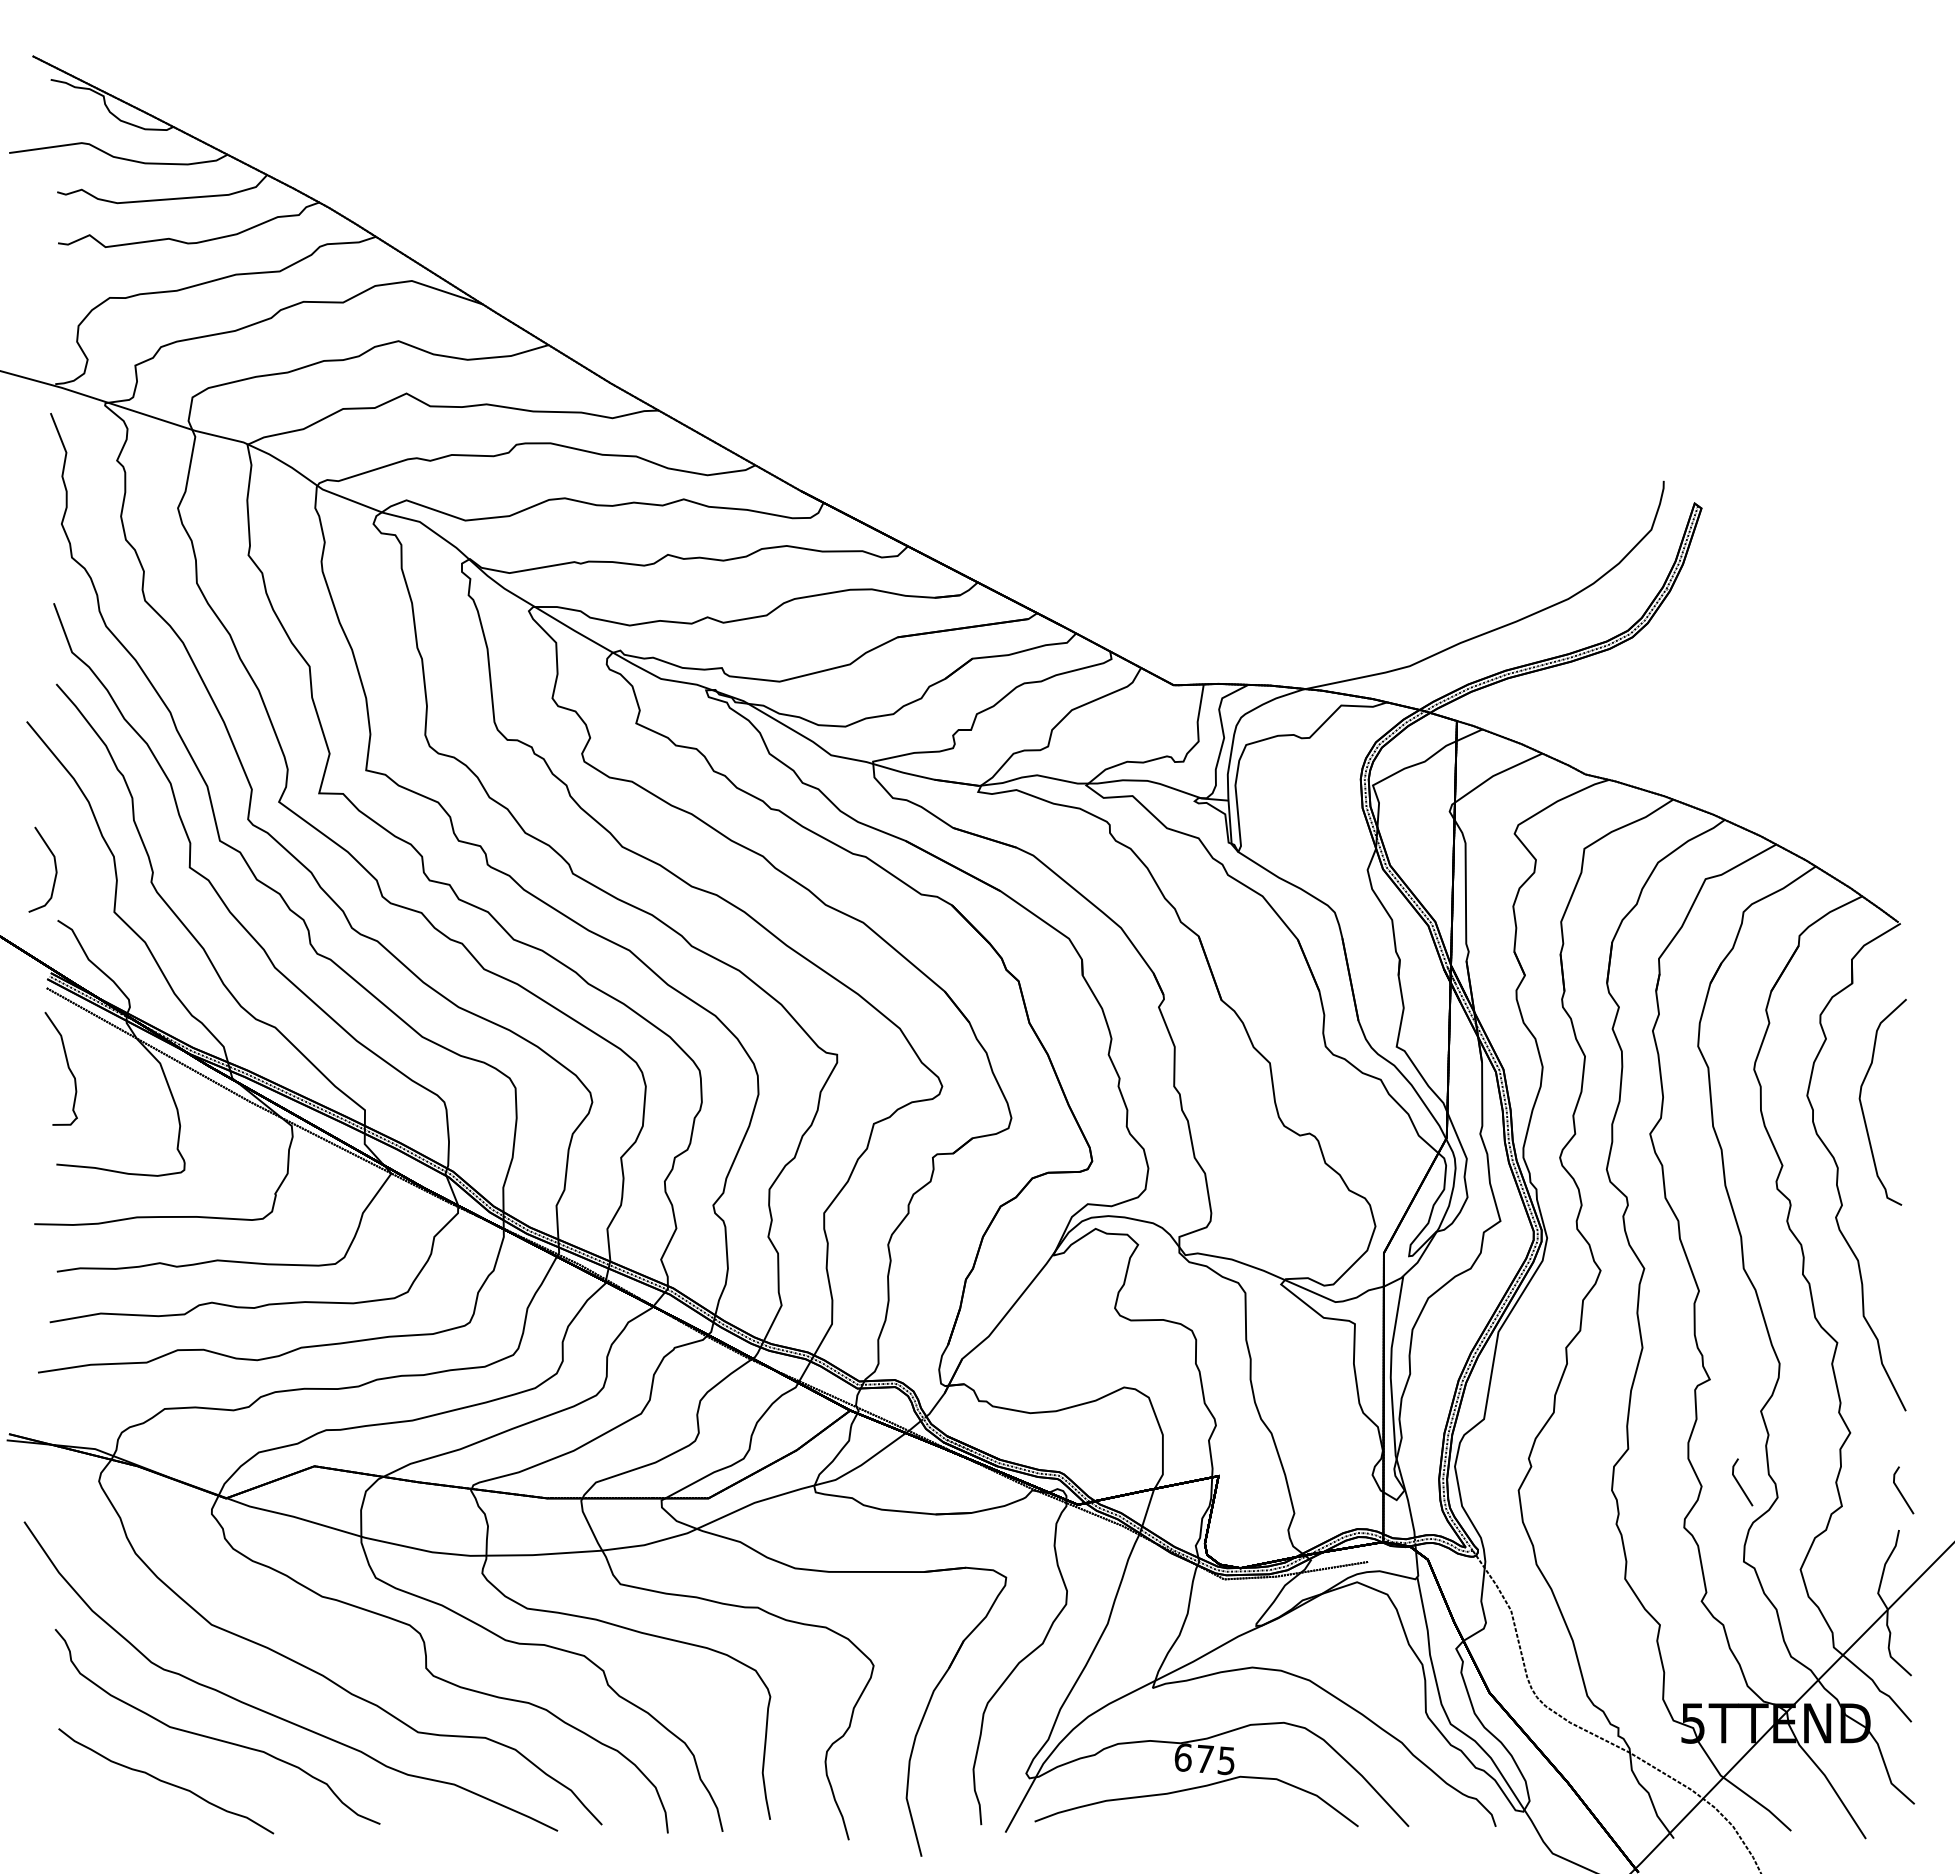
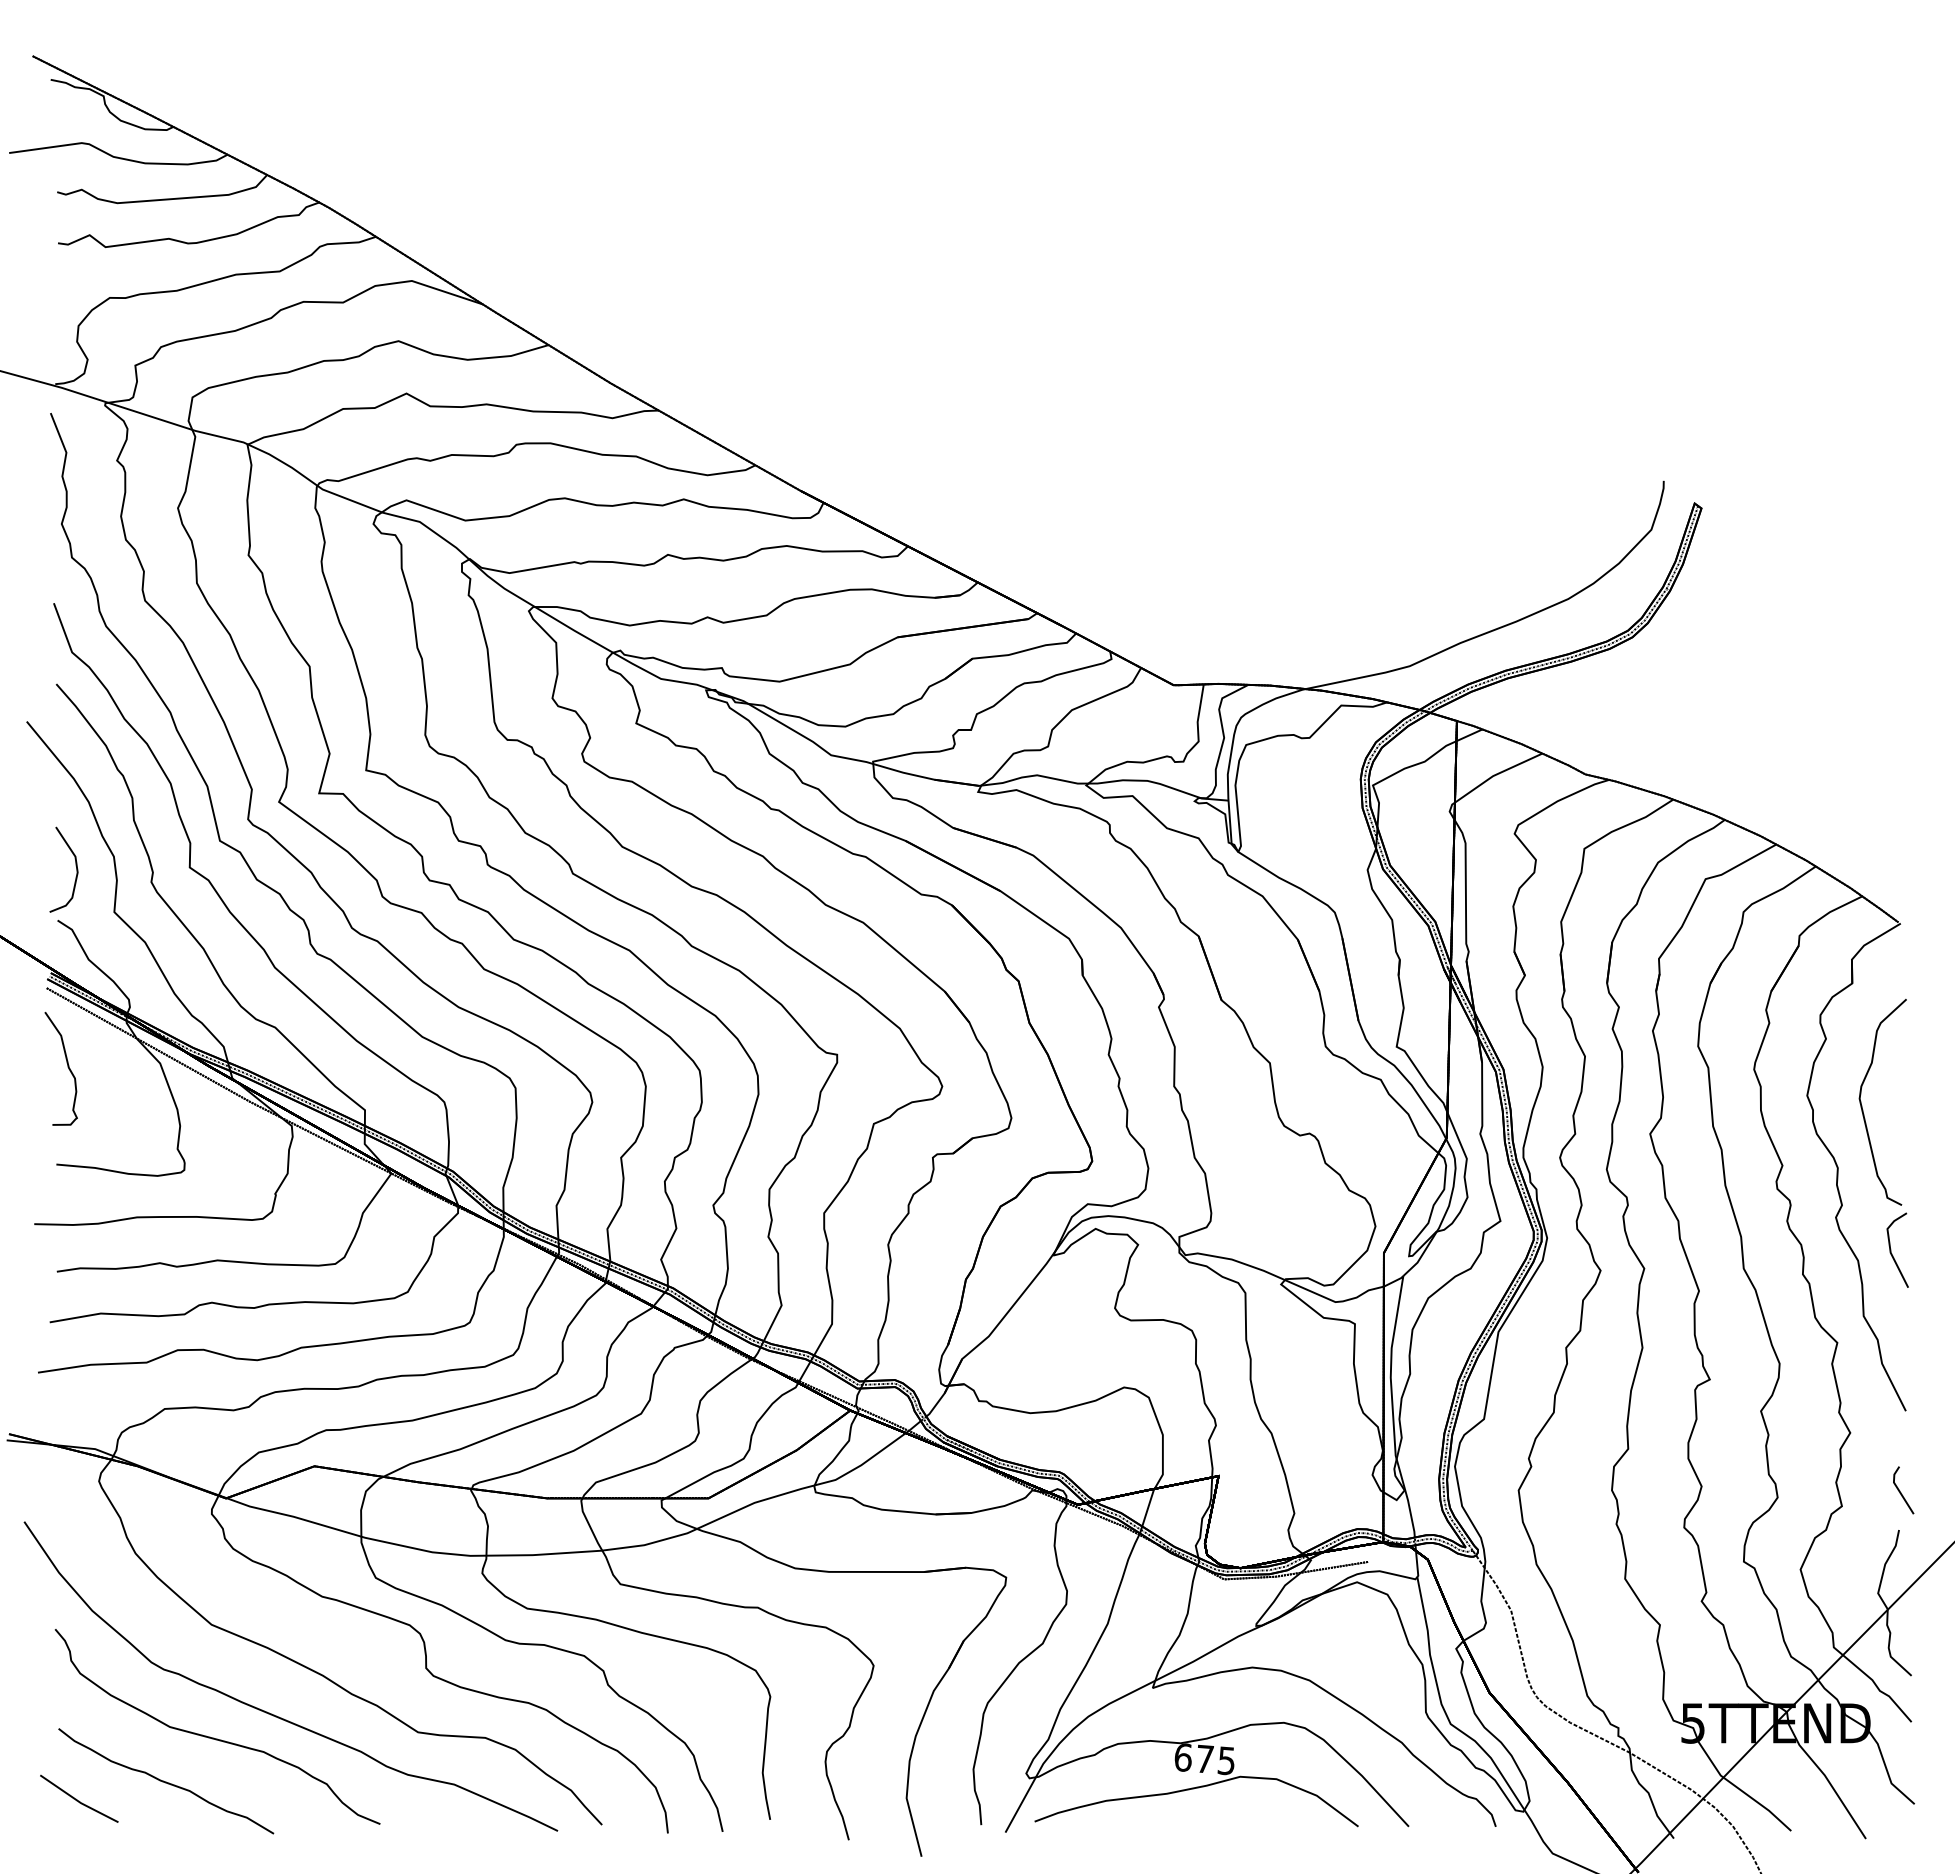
curve position: (54, 865) -> (75, 865) (75, 865)
line: none -> present (1891, 1249)
line: present -> none (1740, 1484)
line: none -> present (79, 1800)
